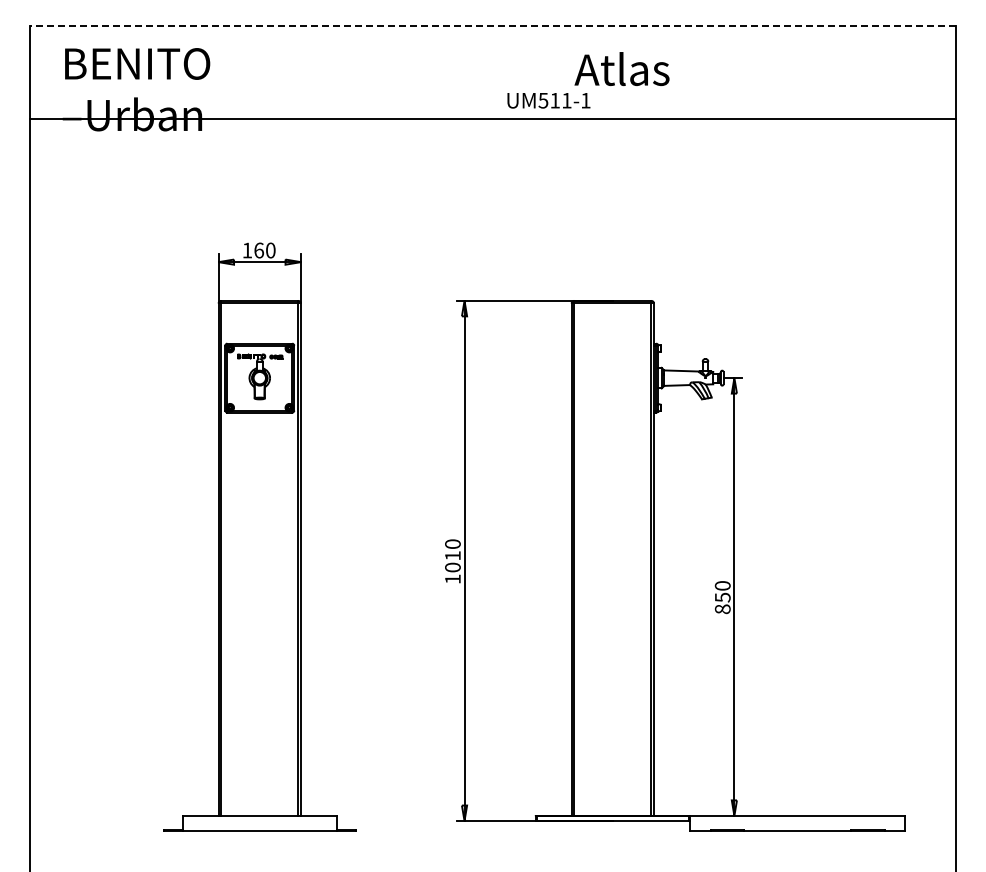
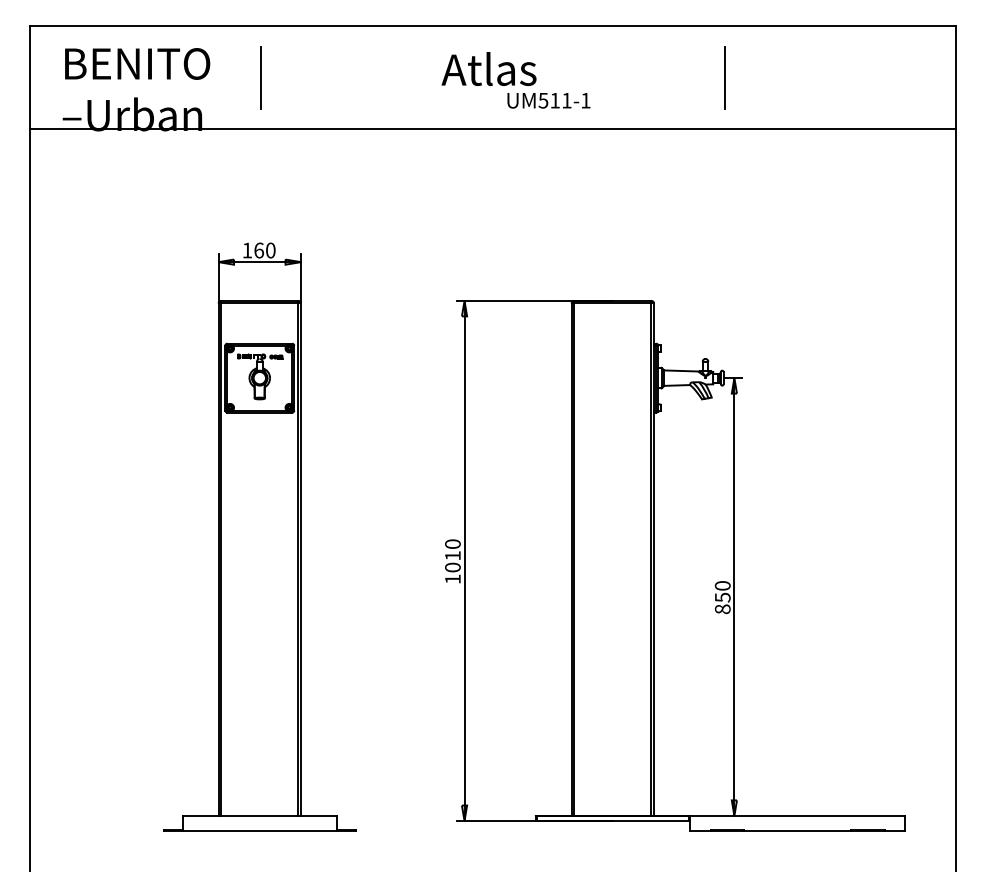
line: dashed -> solid (492, 26)
text position: (621, 68) -> (488, 68) (488, 68)
line: none -> present (261, 77)
line: none -> present (724, 77)
line position: (492, 119) -> (492, 129) (492, 129)
